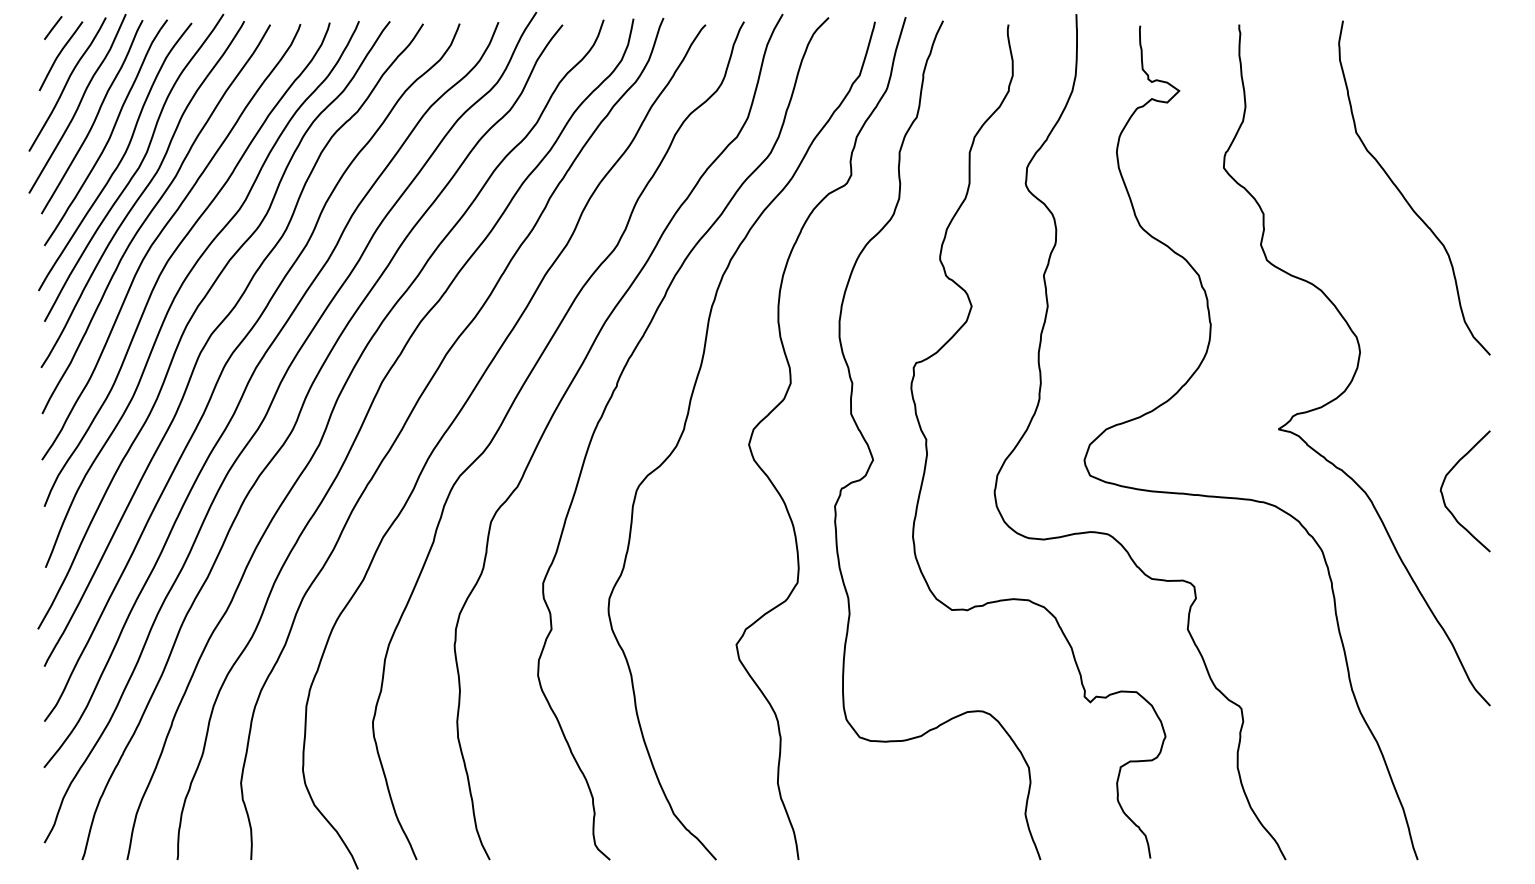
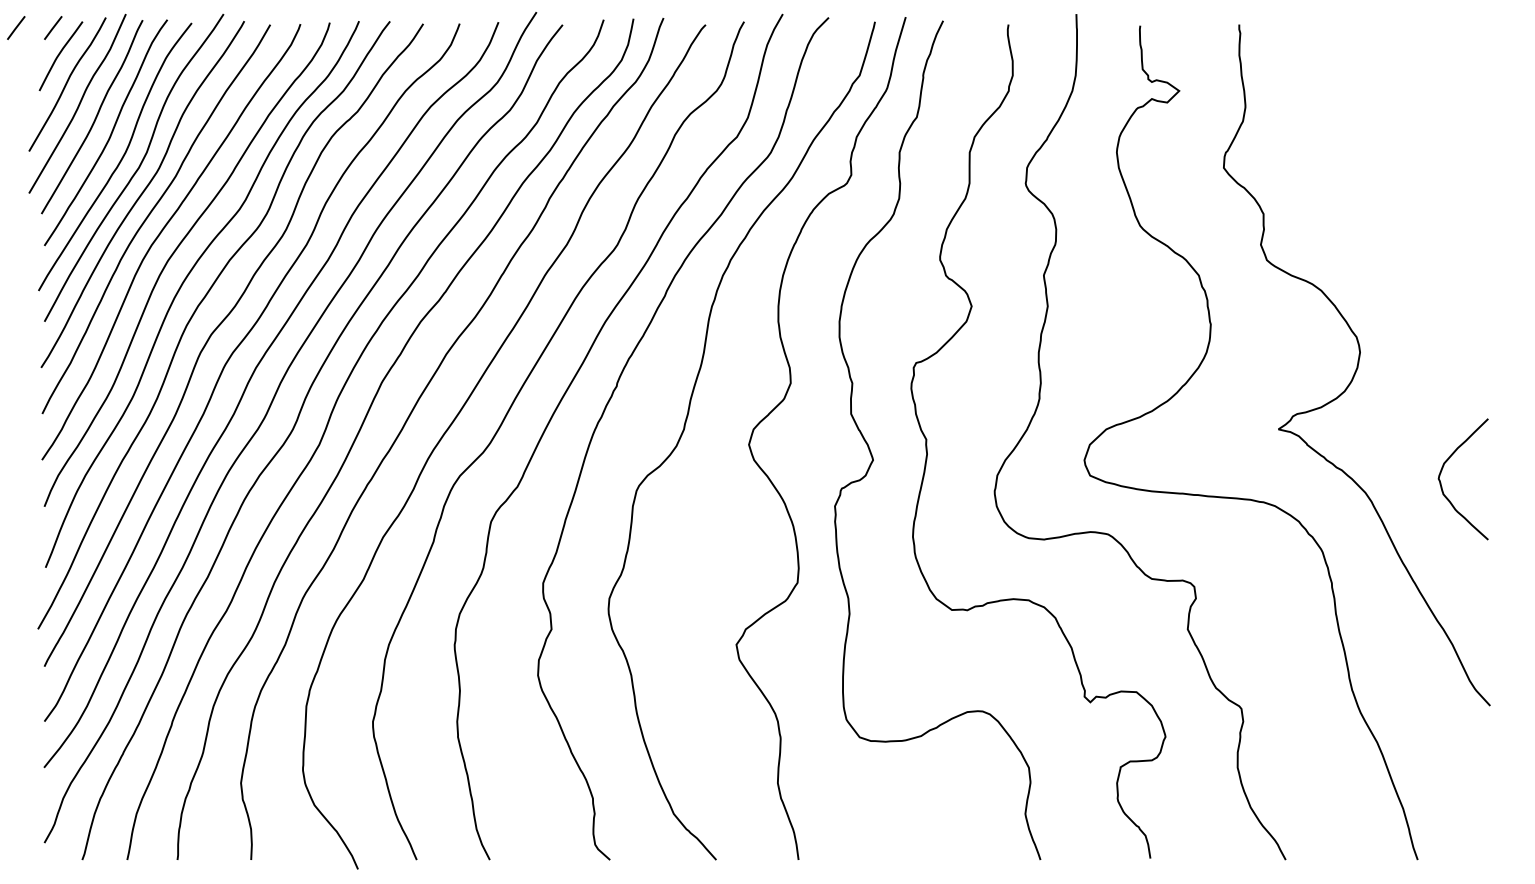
line: none -> present (16, 27)
curve: present -> none (1403, 194)
curve position: (1444, 498) -> (1442, 486) (1442, 486)
